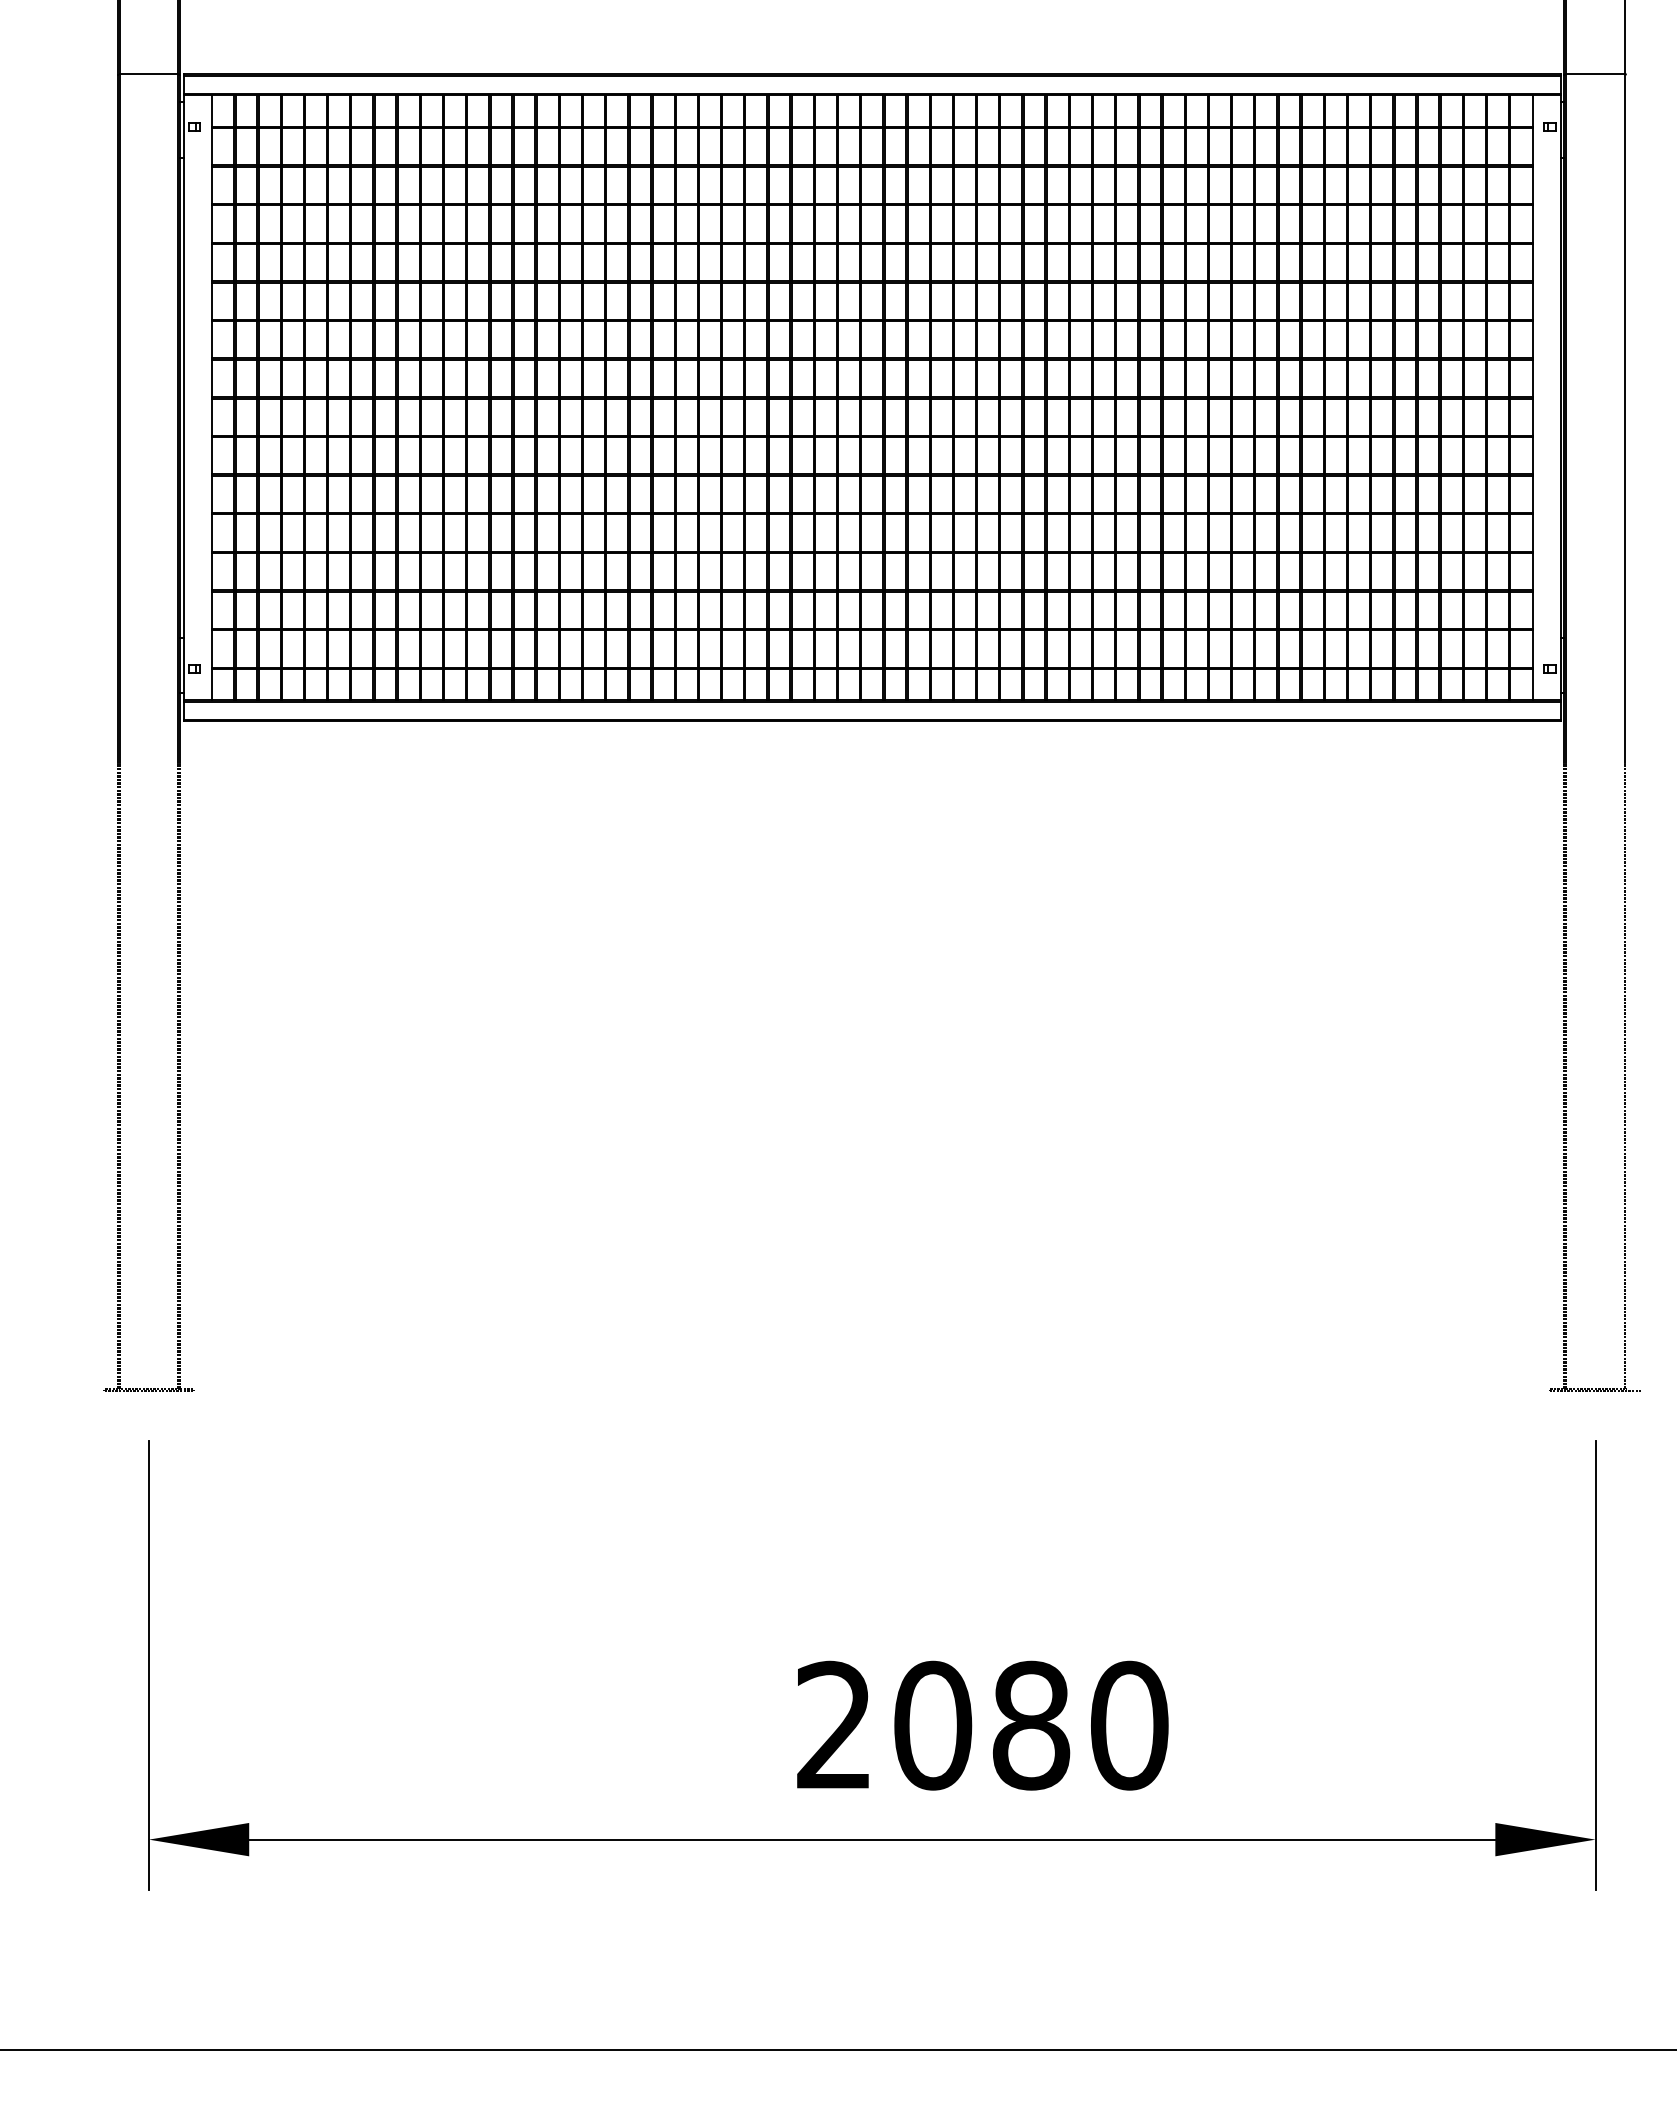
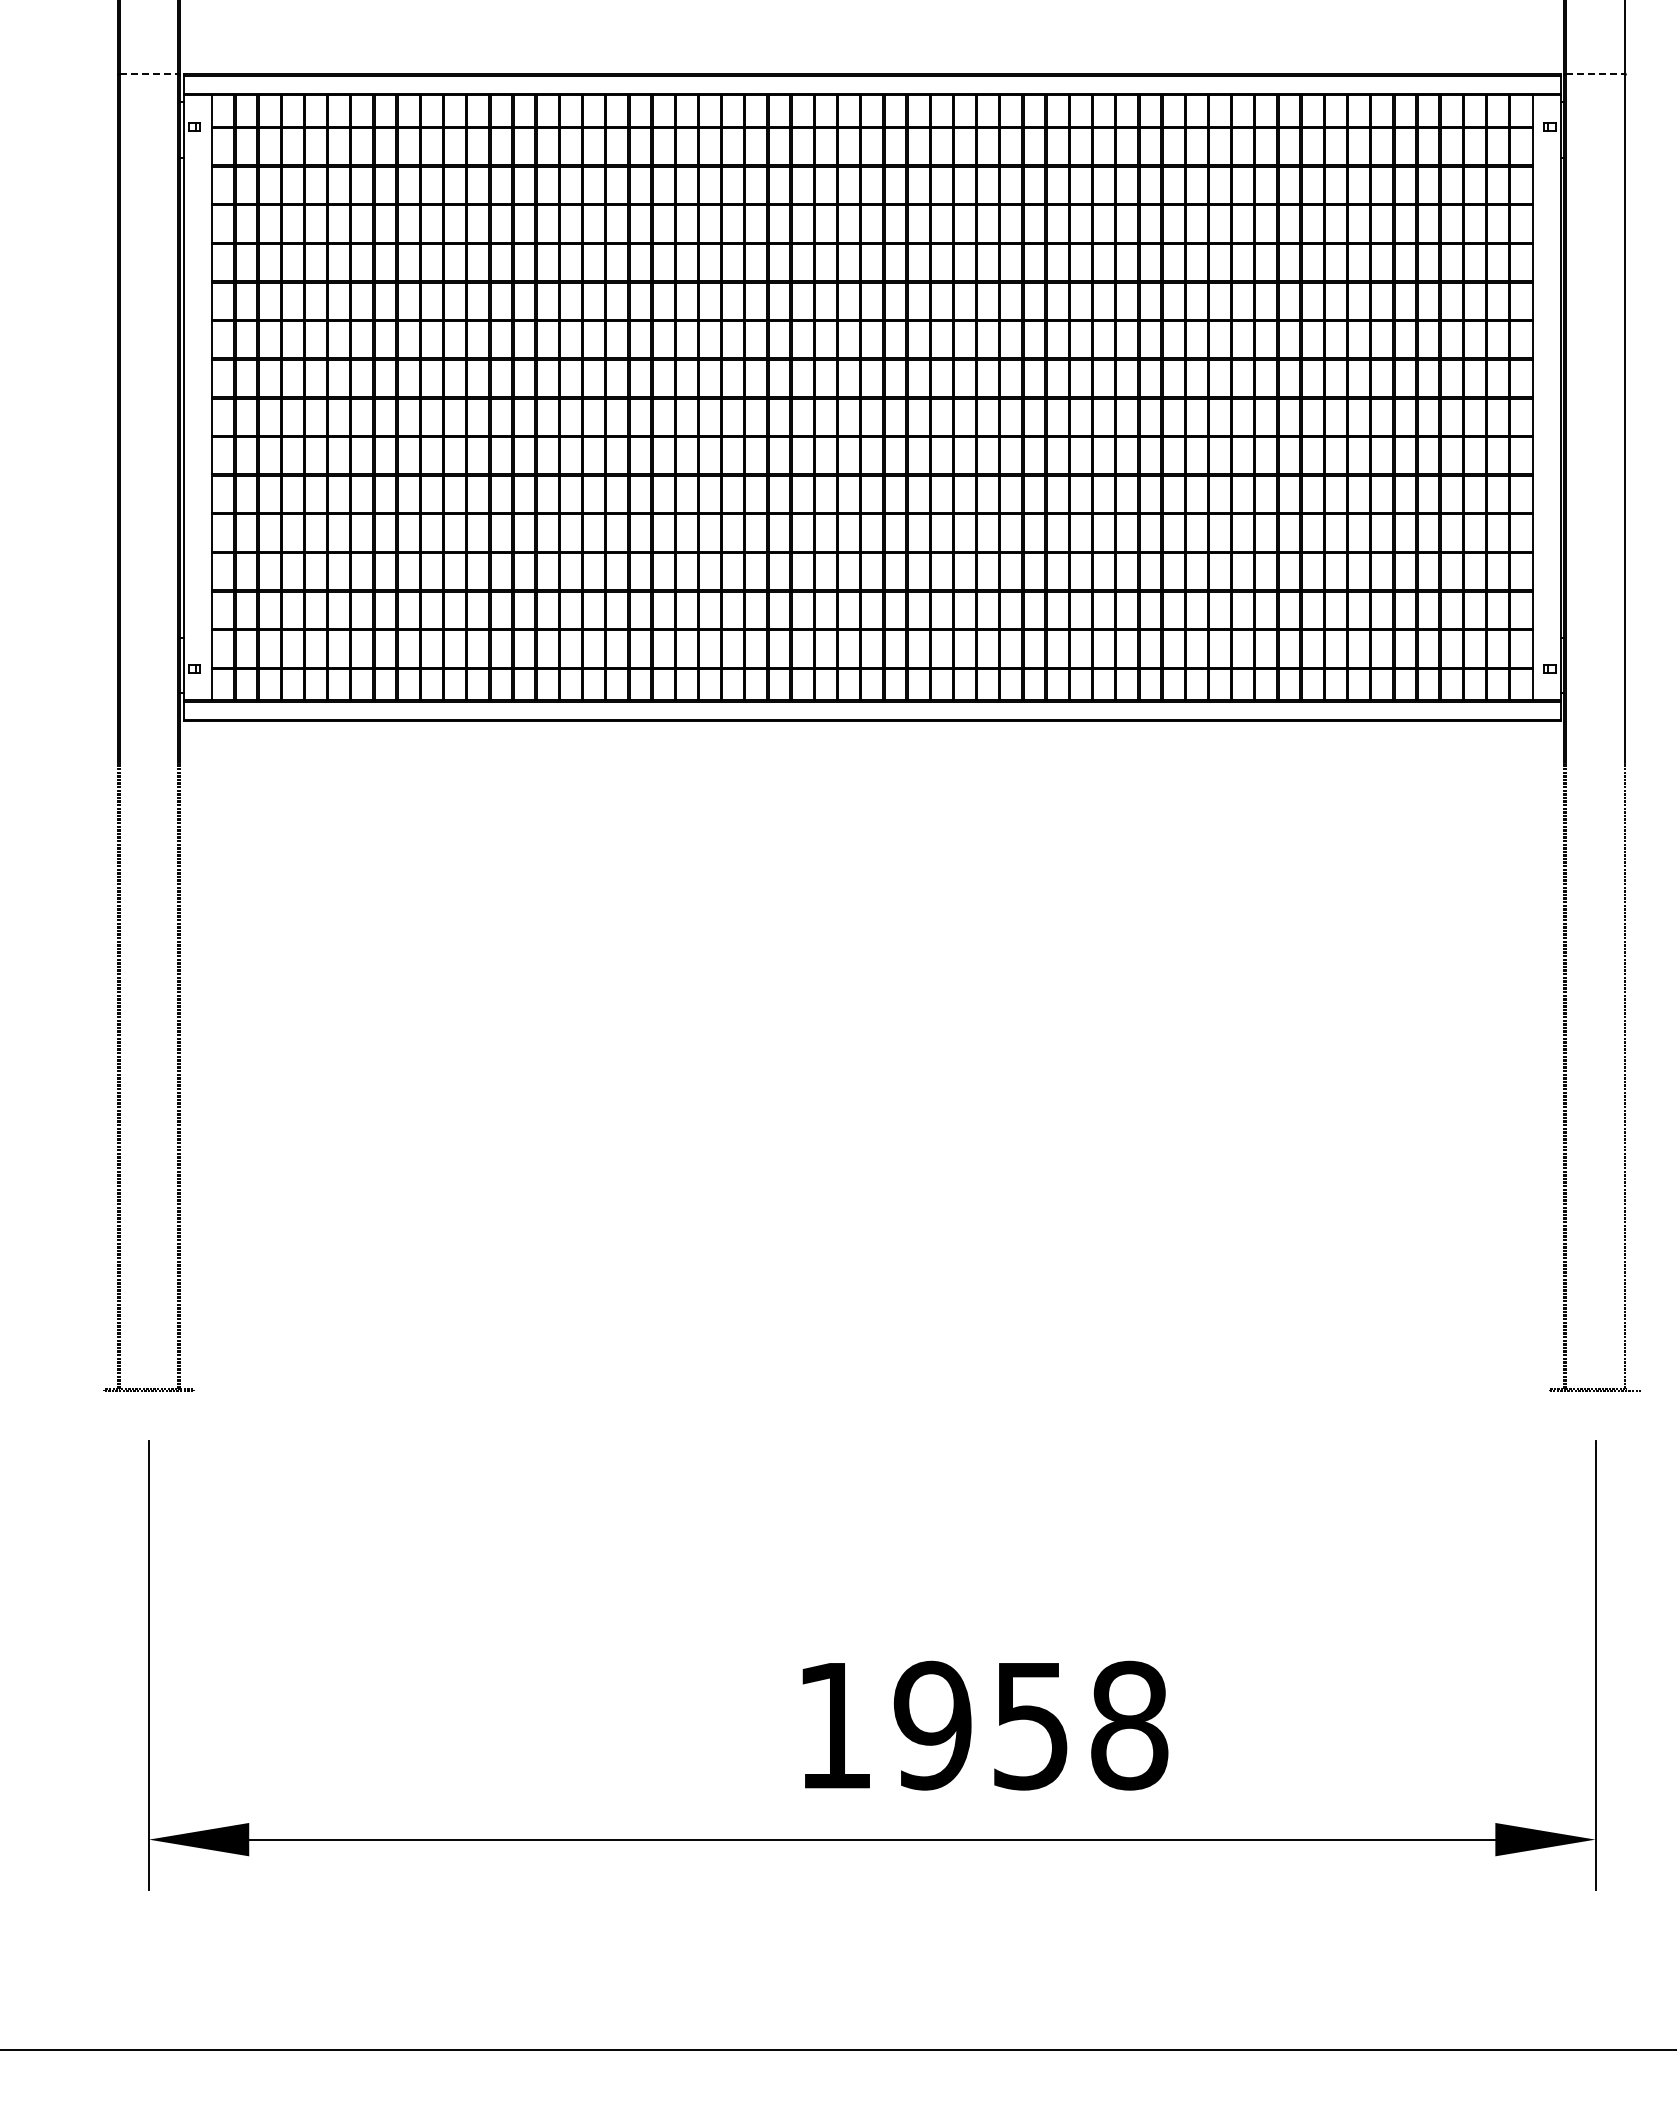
line: solid -> dashed (149, 74)
line: solid -> dashed (1596, 74)
text: 2080 -> 1958 (982, 1725)
